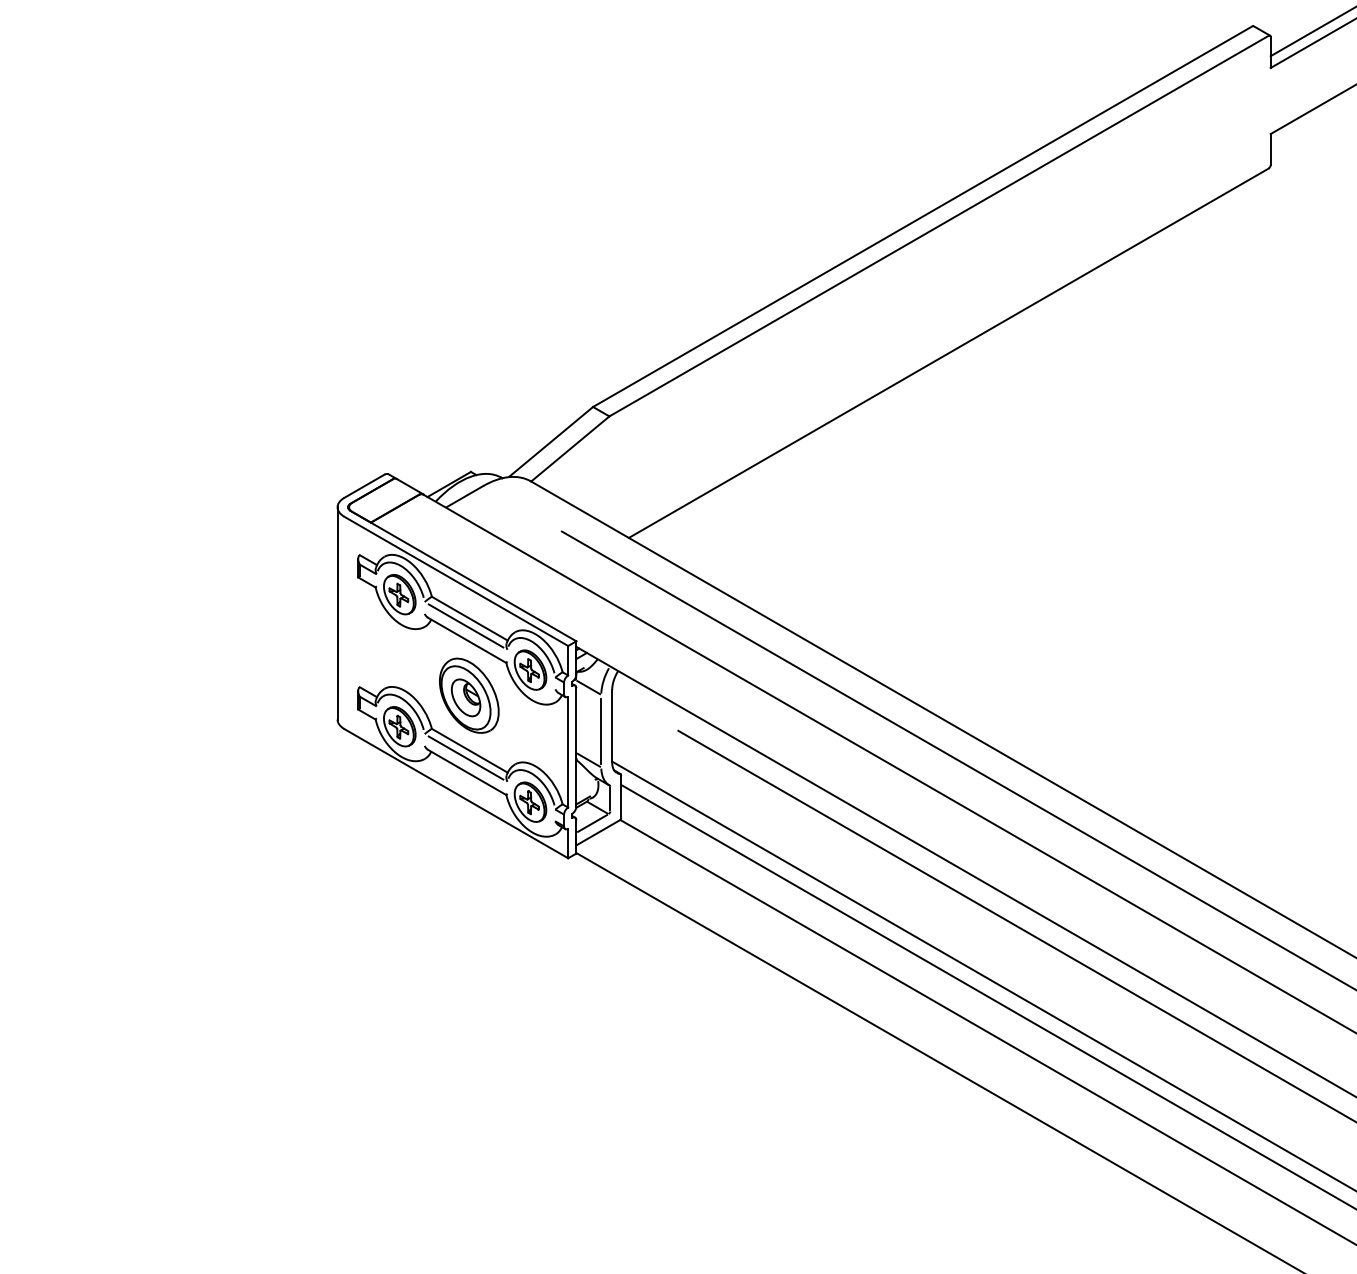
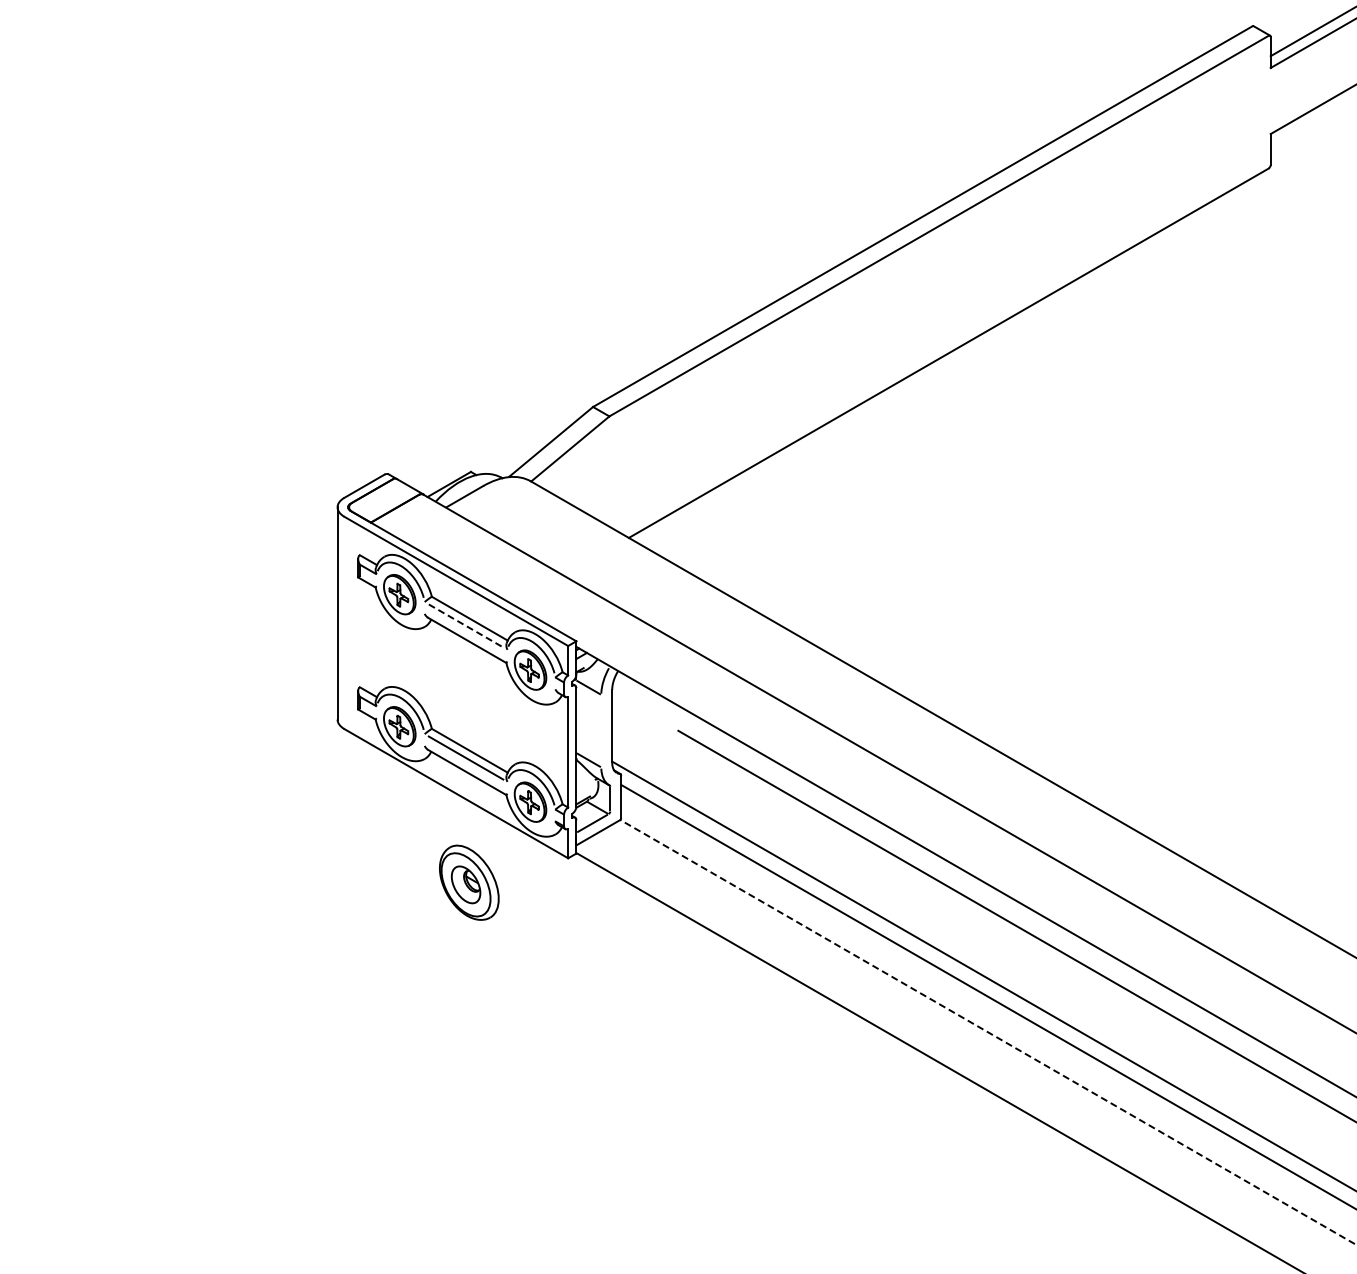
line: solid -> dashed (466, 626)
part position: (469, 695) -> (469, 882) (469, 882)
line: present -> none (601, 730)
line: present -> none (957, 759)
line: solid -> dashed (988, 1032)
